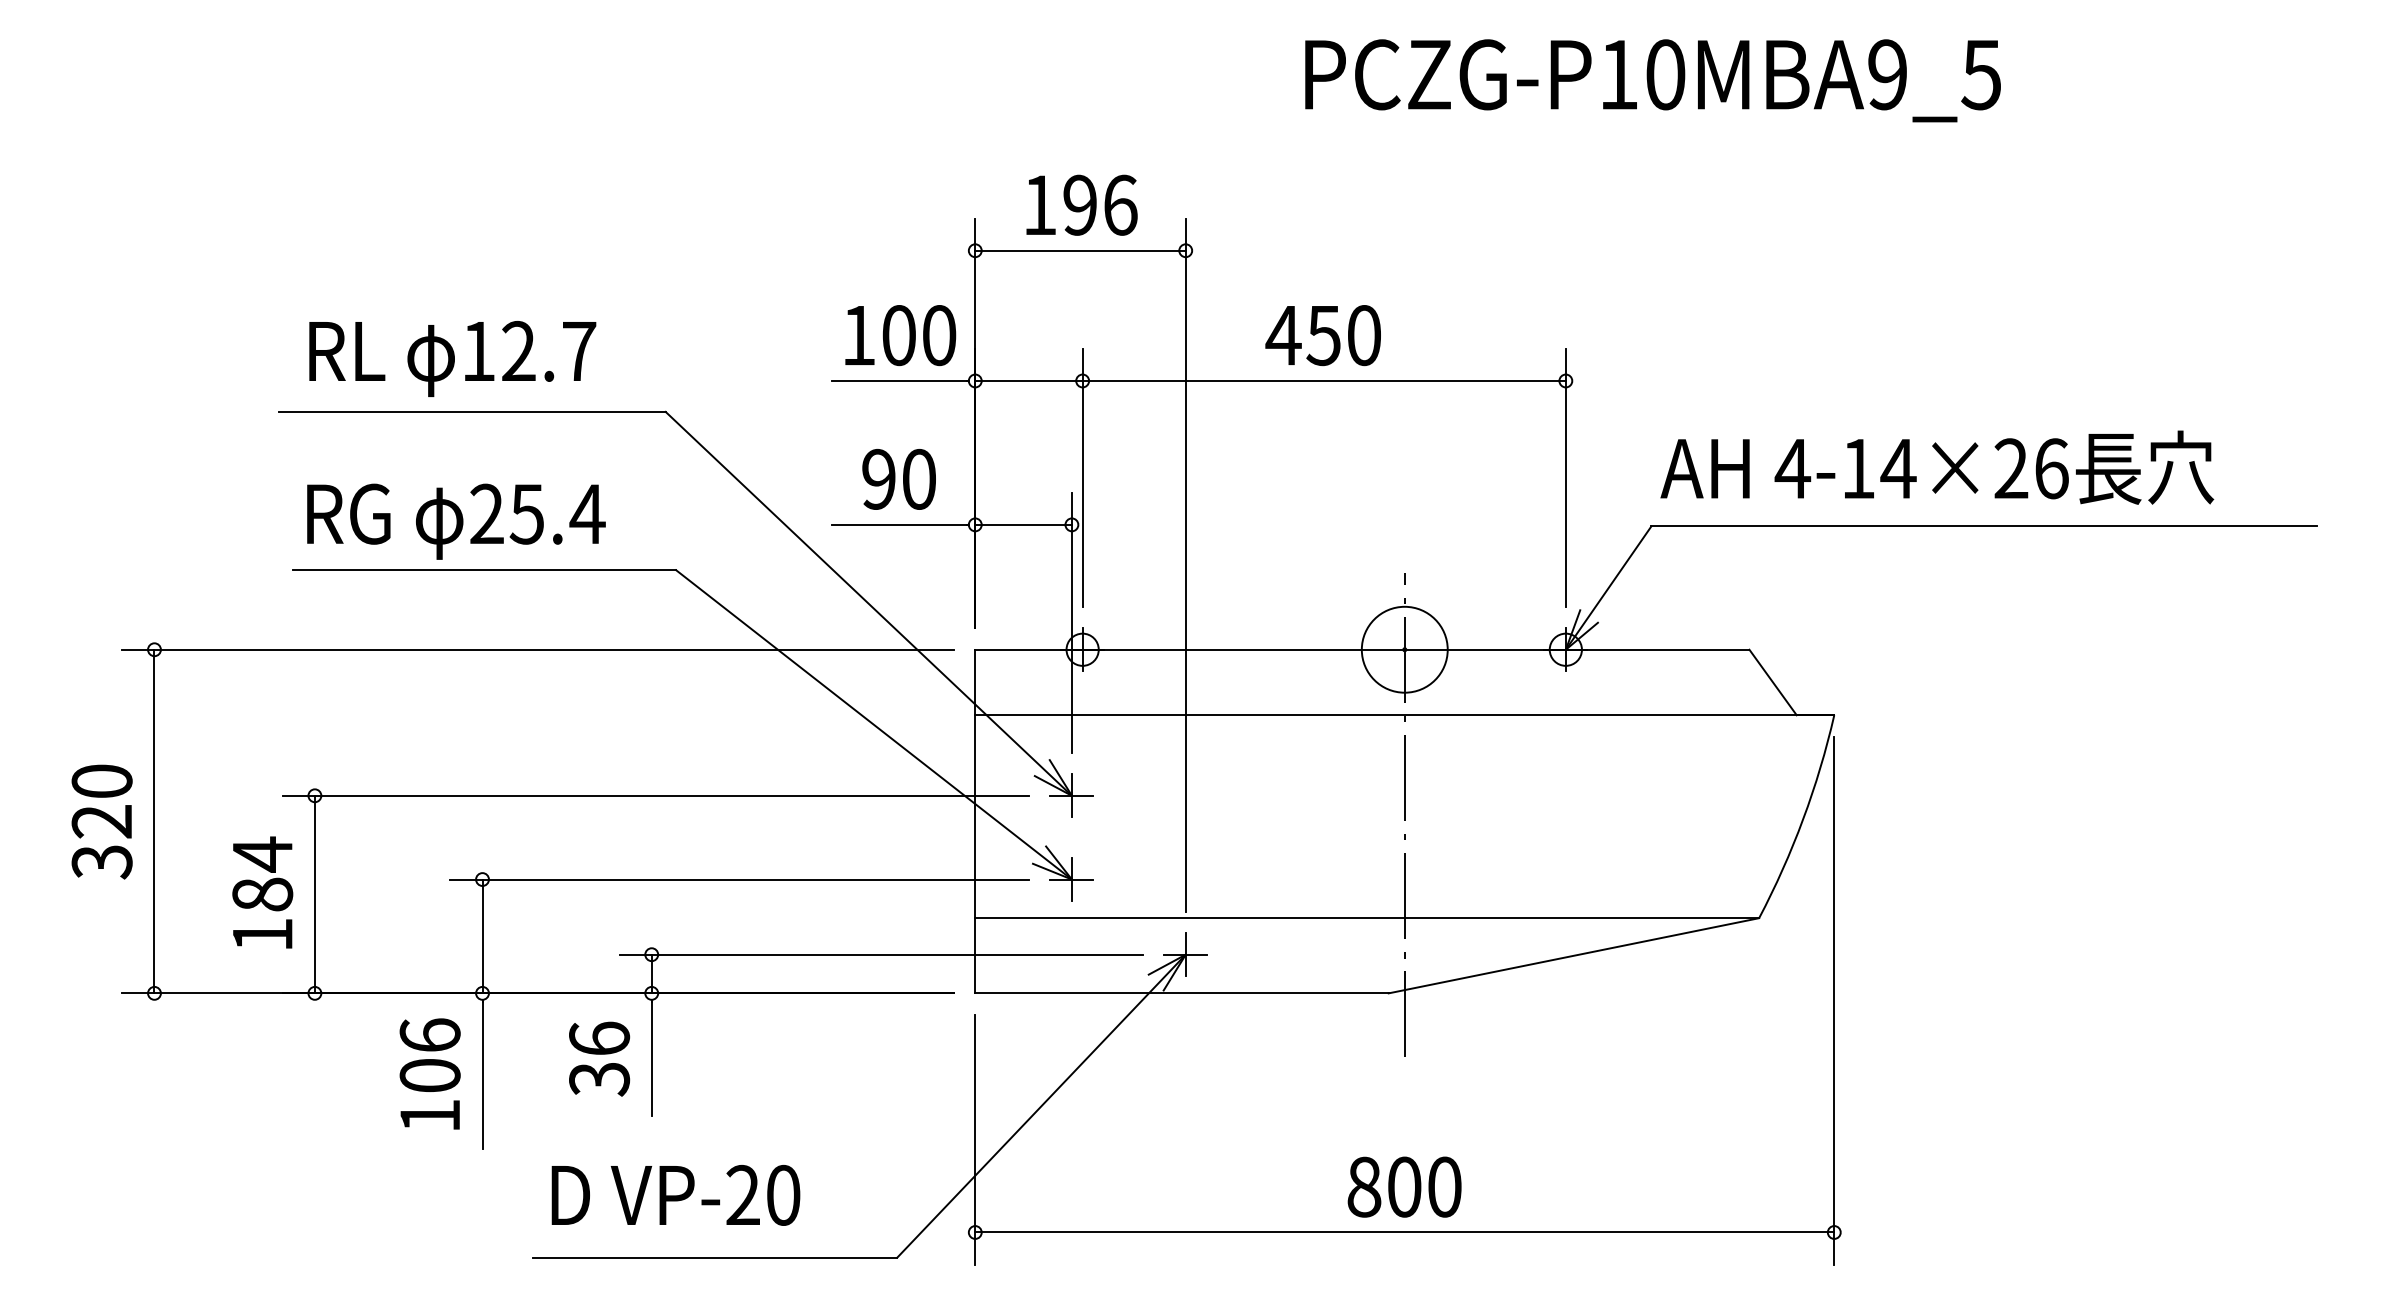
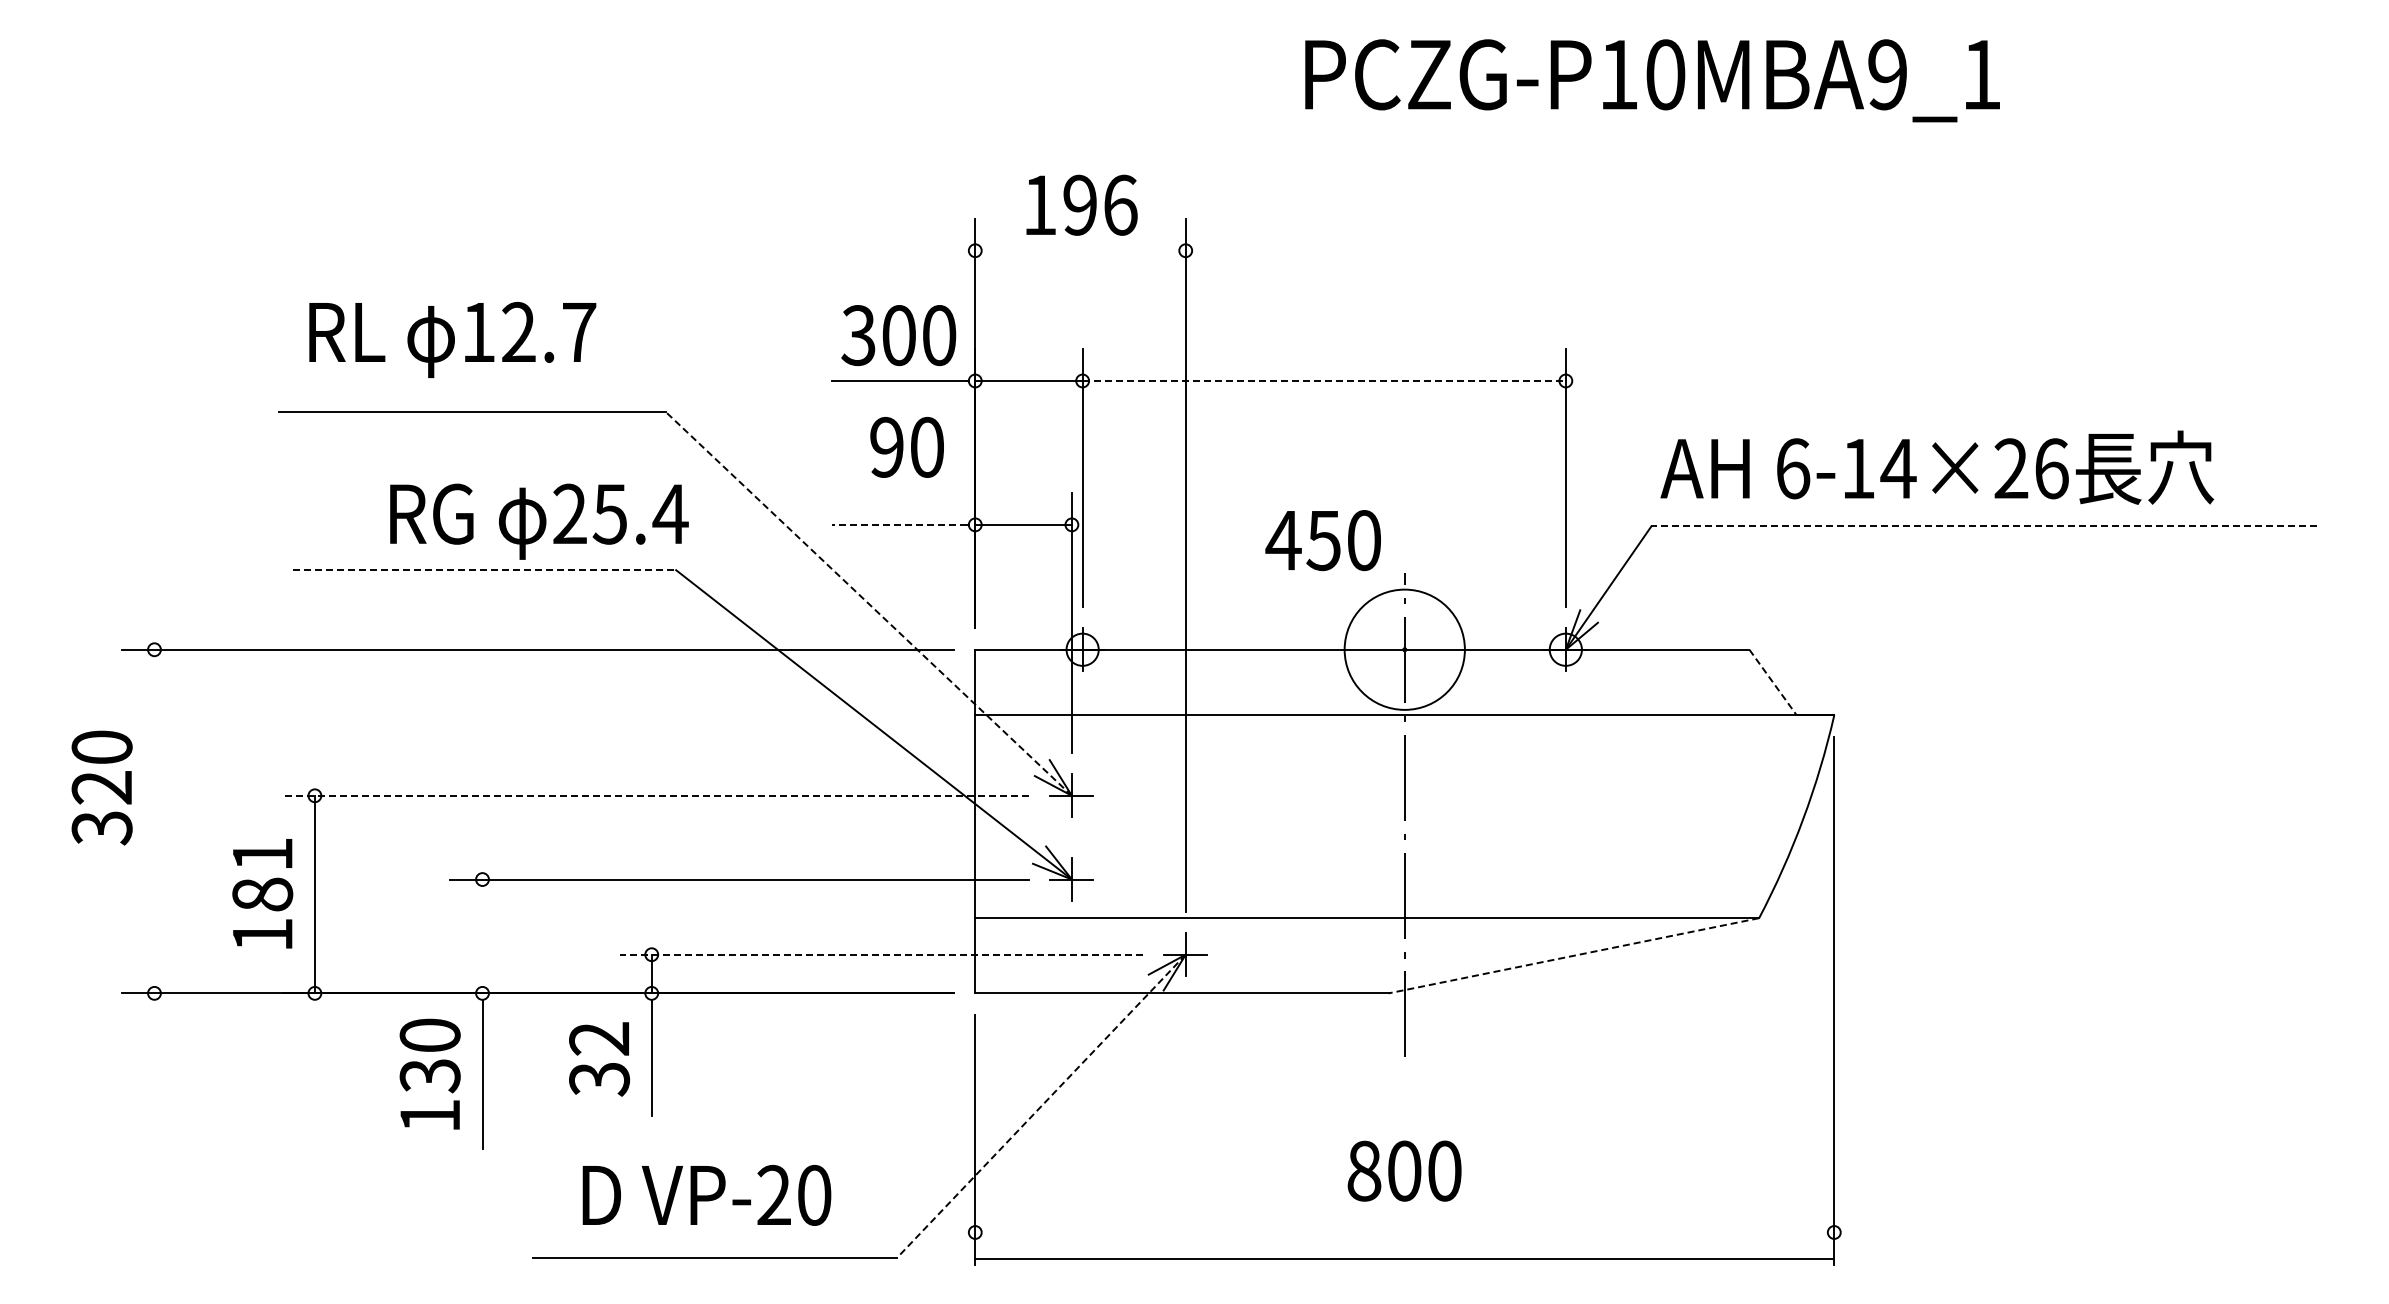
text: PCZG-P10MBA9_5 -> PCZG-P10MBA9_1 (1980, 75)
line: present -> none (1080, 250)
text: 100 -> 300 (858, 335)
text position: (1322, 335) -> (1322, 540) (1322, 540)
text position: (452, 358) -> (452, 339) (452, 339)
line: solid -> dashed (1324, 381)
text: 4-14×26 -> 6-14×26 (1792, 468)
text position: (898, 479) -> (906, 447) (906, 447)
text position: (456, 521) -> (539, 521) (539, 521)
line: solid -> dashed (898, 525)
line: solid -> dashed (1983, 526)
line: solid -> dashed (485, 570)
line: solid -> dashed (868, 603)
circle diameter: 86 px -> 120 px (1404, 649)
line: solid -> dashed (1773, 682)
line: solid -> dashed (655, 795)
text position: (101, 821) -> (101, 787) (101, 787)
line: present -> none (154, 821)
text: 184 -> 181 (262, 854)
line: present -> none (482, 936)
line: solid -> dashed (881, 954)
line: solid -> dashed (1573, 955)
text: 36 -> 32 (599, 1038)
text: 106 -> 130 (429, 1055)
line: solid -> dashed (1041, 1106)
text position: (1404, 1186) -> (1404, 1170) (1404, 1170)
text position: (675, 1195) -> (706, 1195) (706, 1195)
line position: (1404, 1232) -> (1404, 1259) (1404, 1259)
